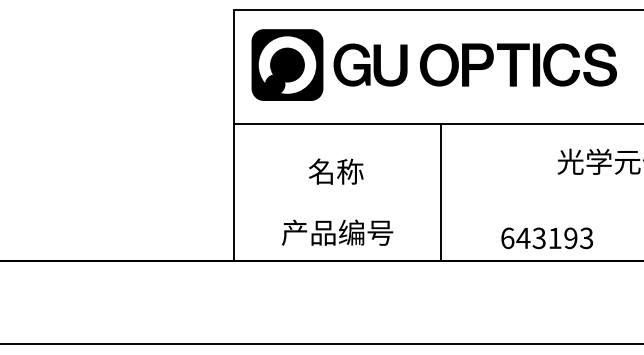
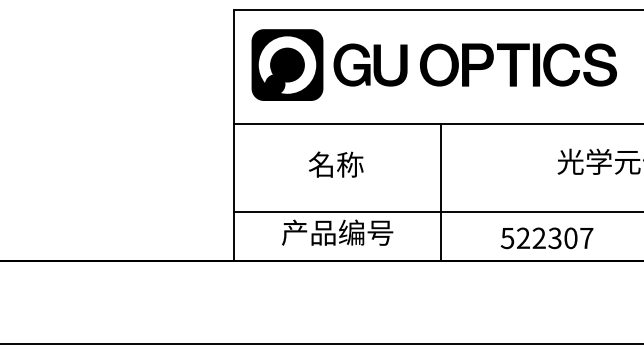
text position: (335, 171) -> (335, 164) (335, 164)
line: none -> present (437, 211)
text: 643193 -> 522307 (546, 238)
